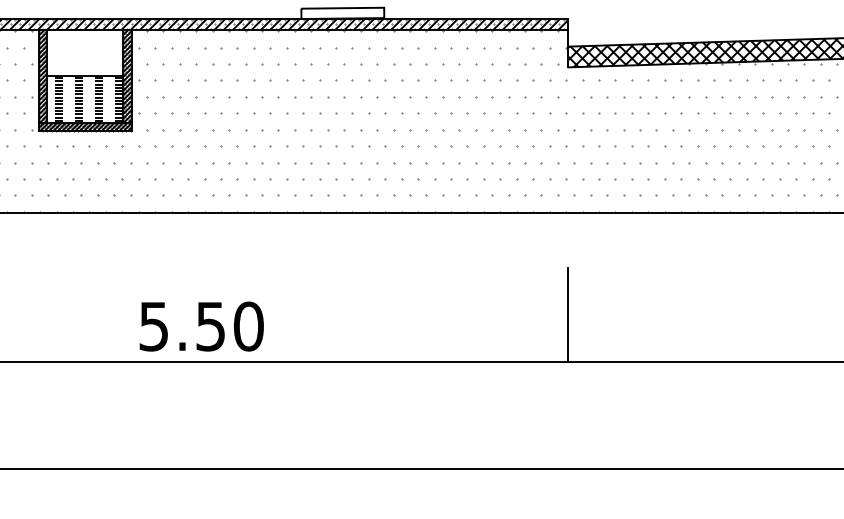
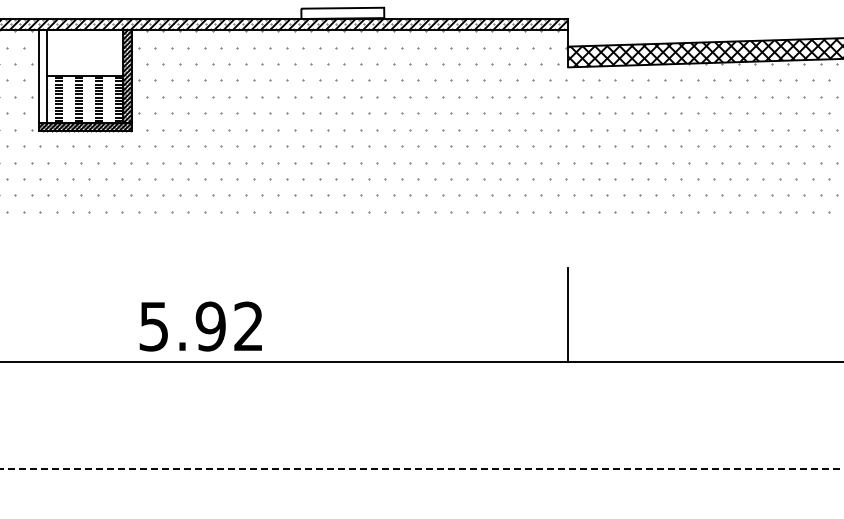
hatch: present -> none (42, 76)
line: present -> none (421, 213)
text: 5.50 -> 5.92 (229, 326)
line: solid -> dashed (422, 469)
